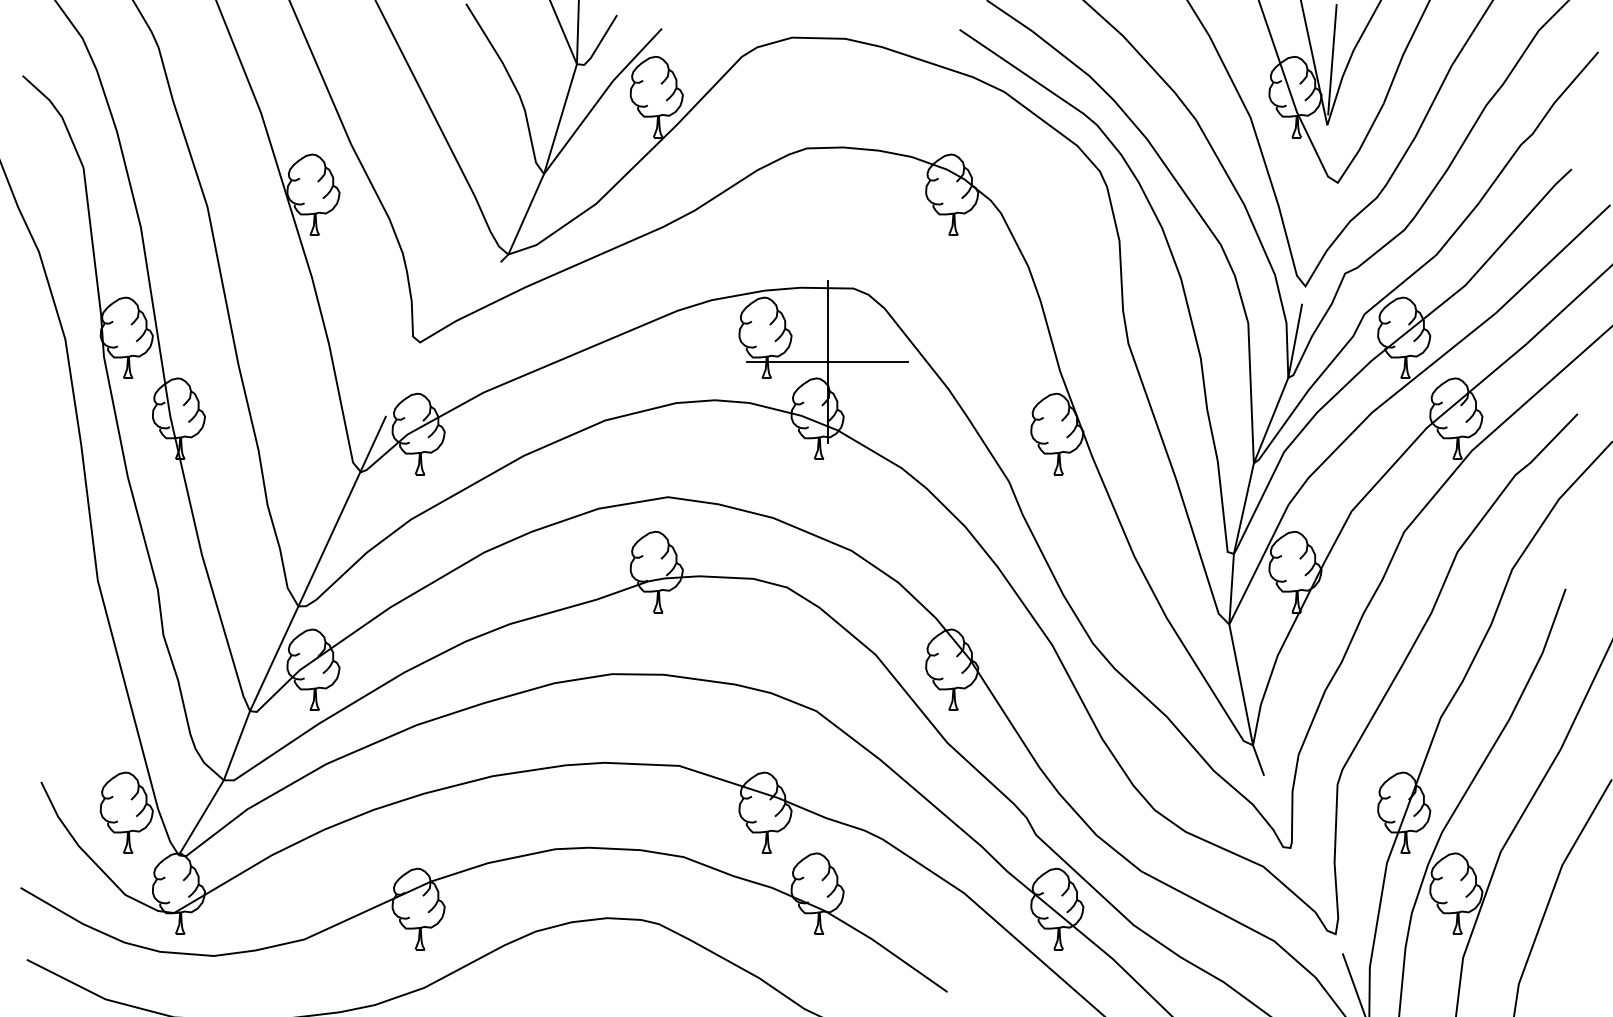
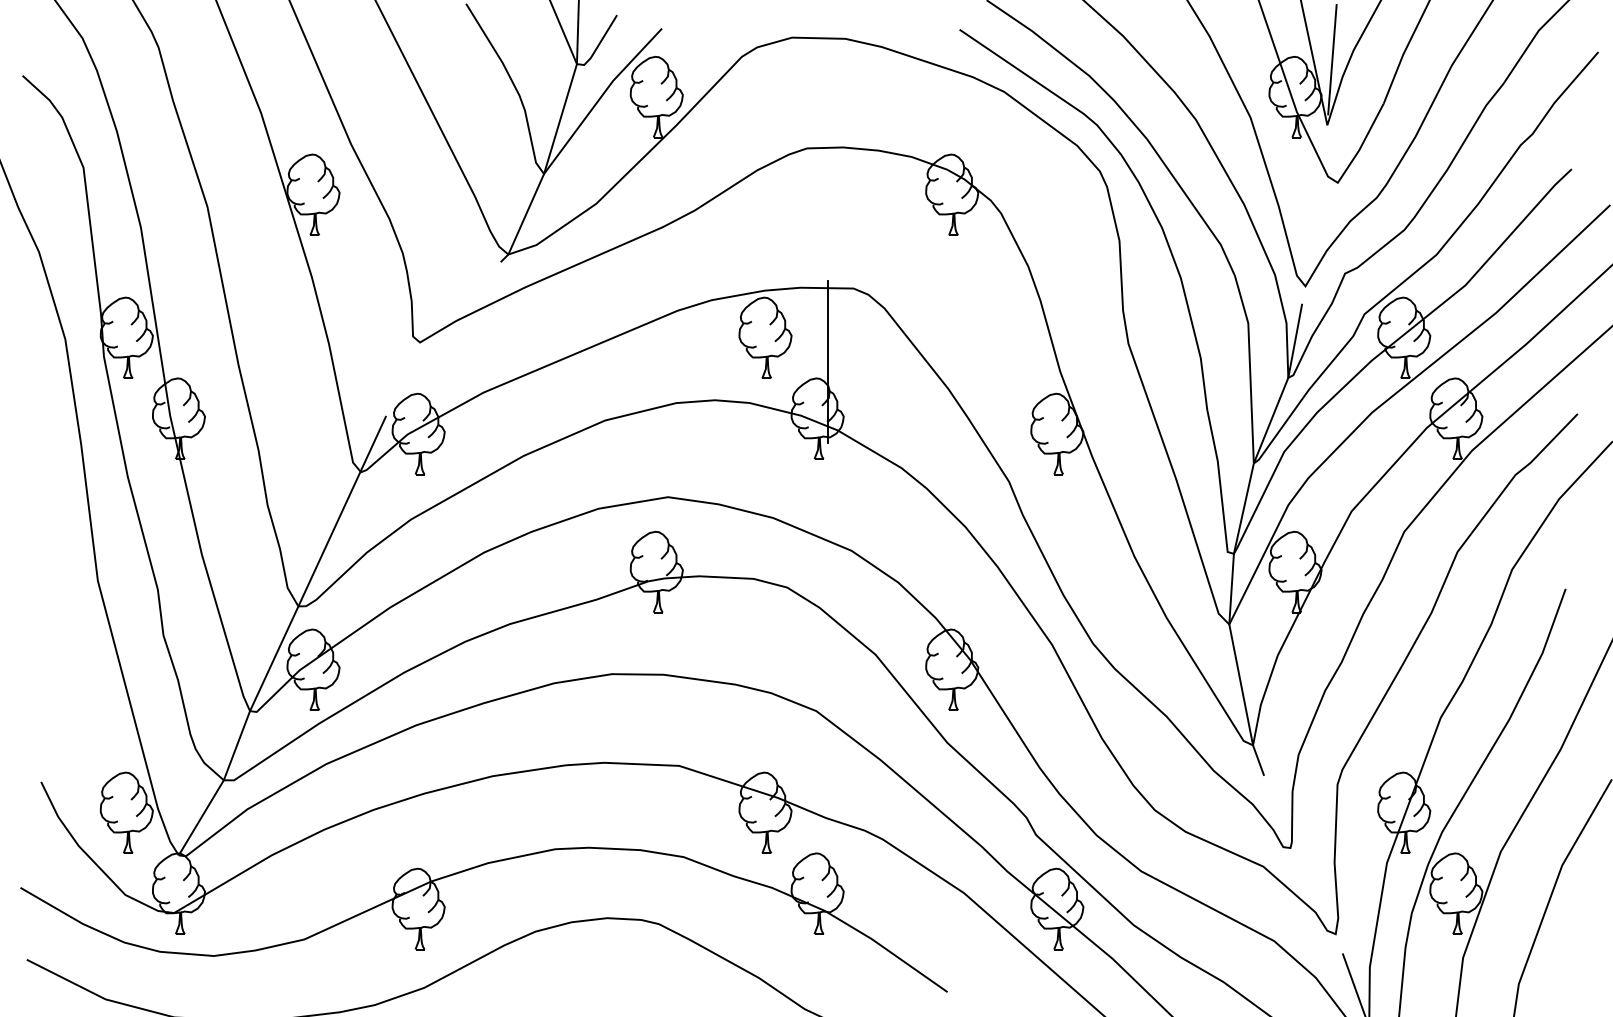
line: present -> none (827, 362)
